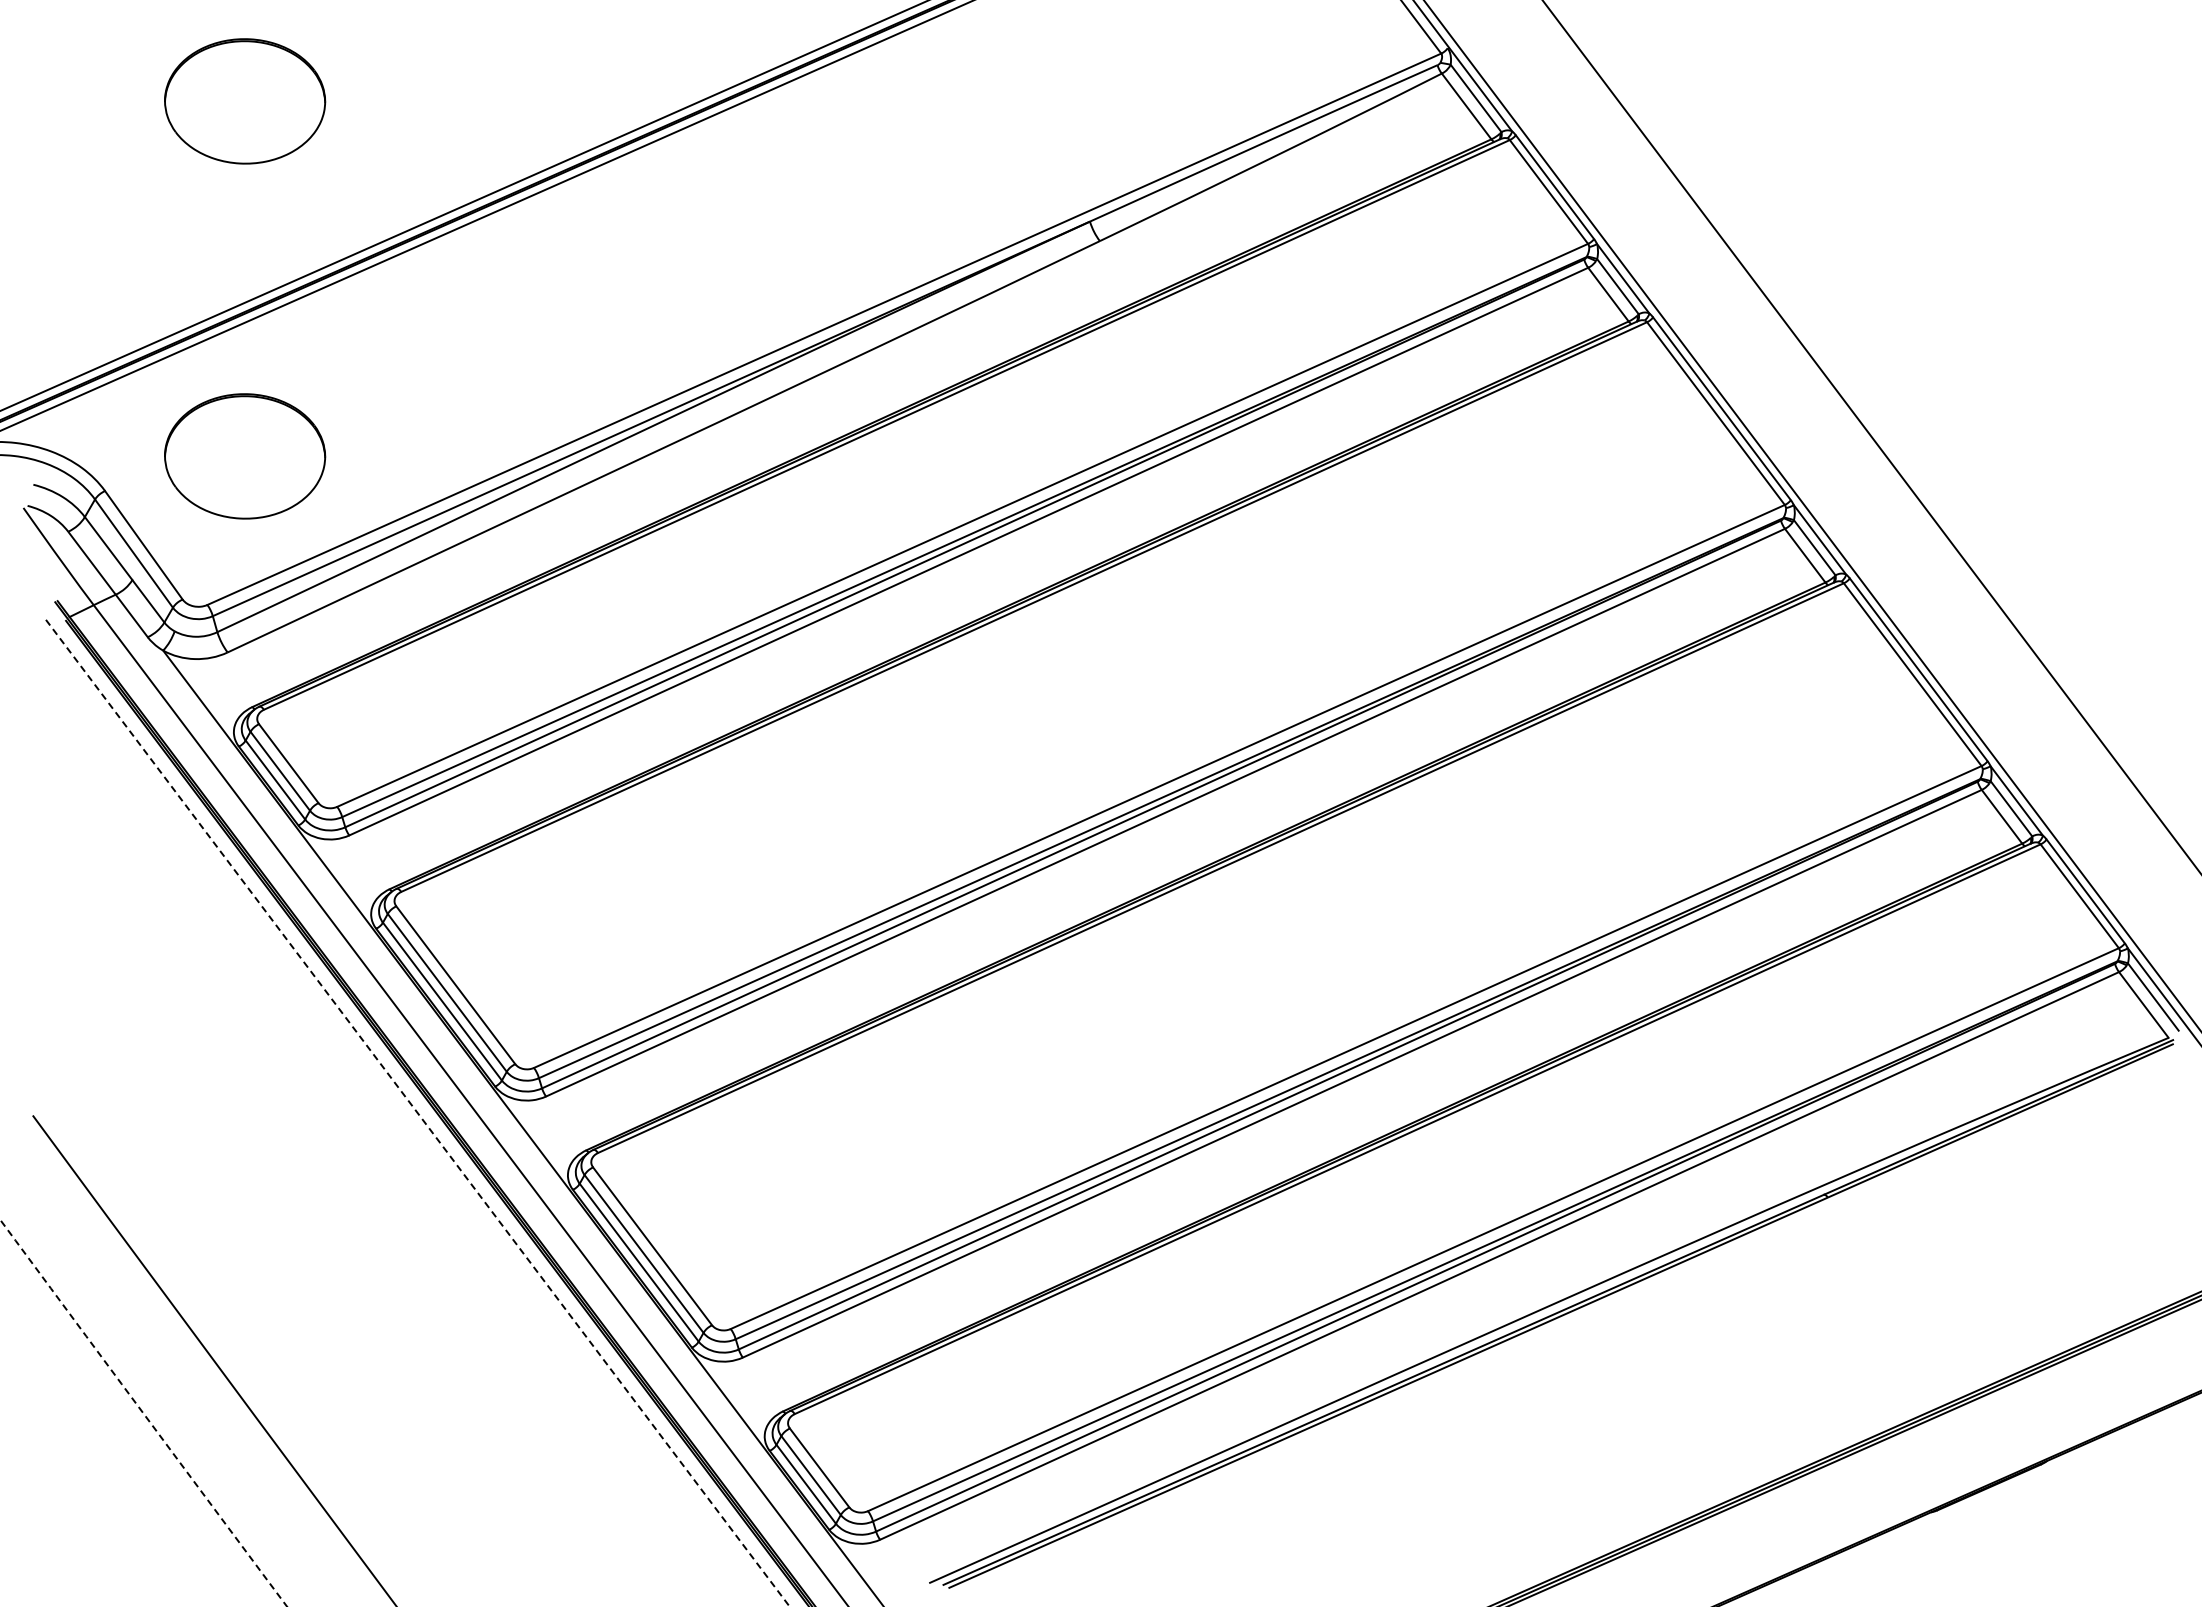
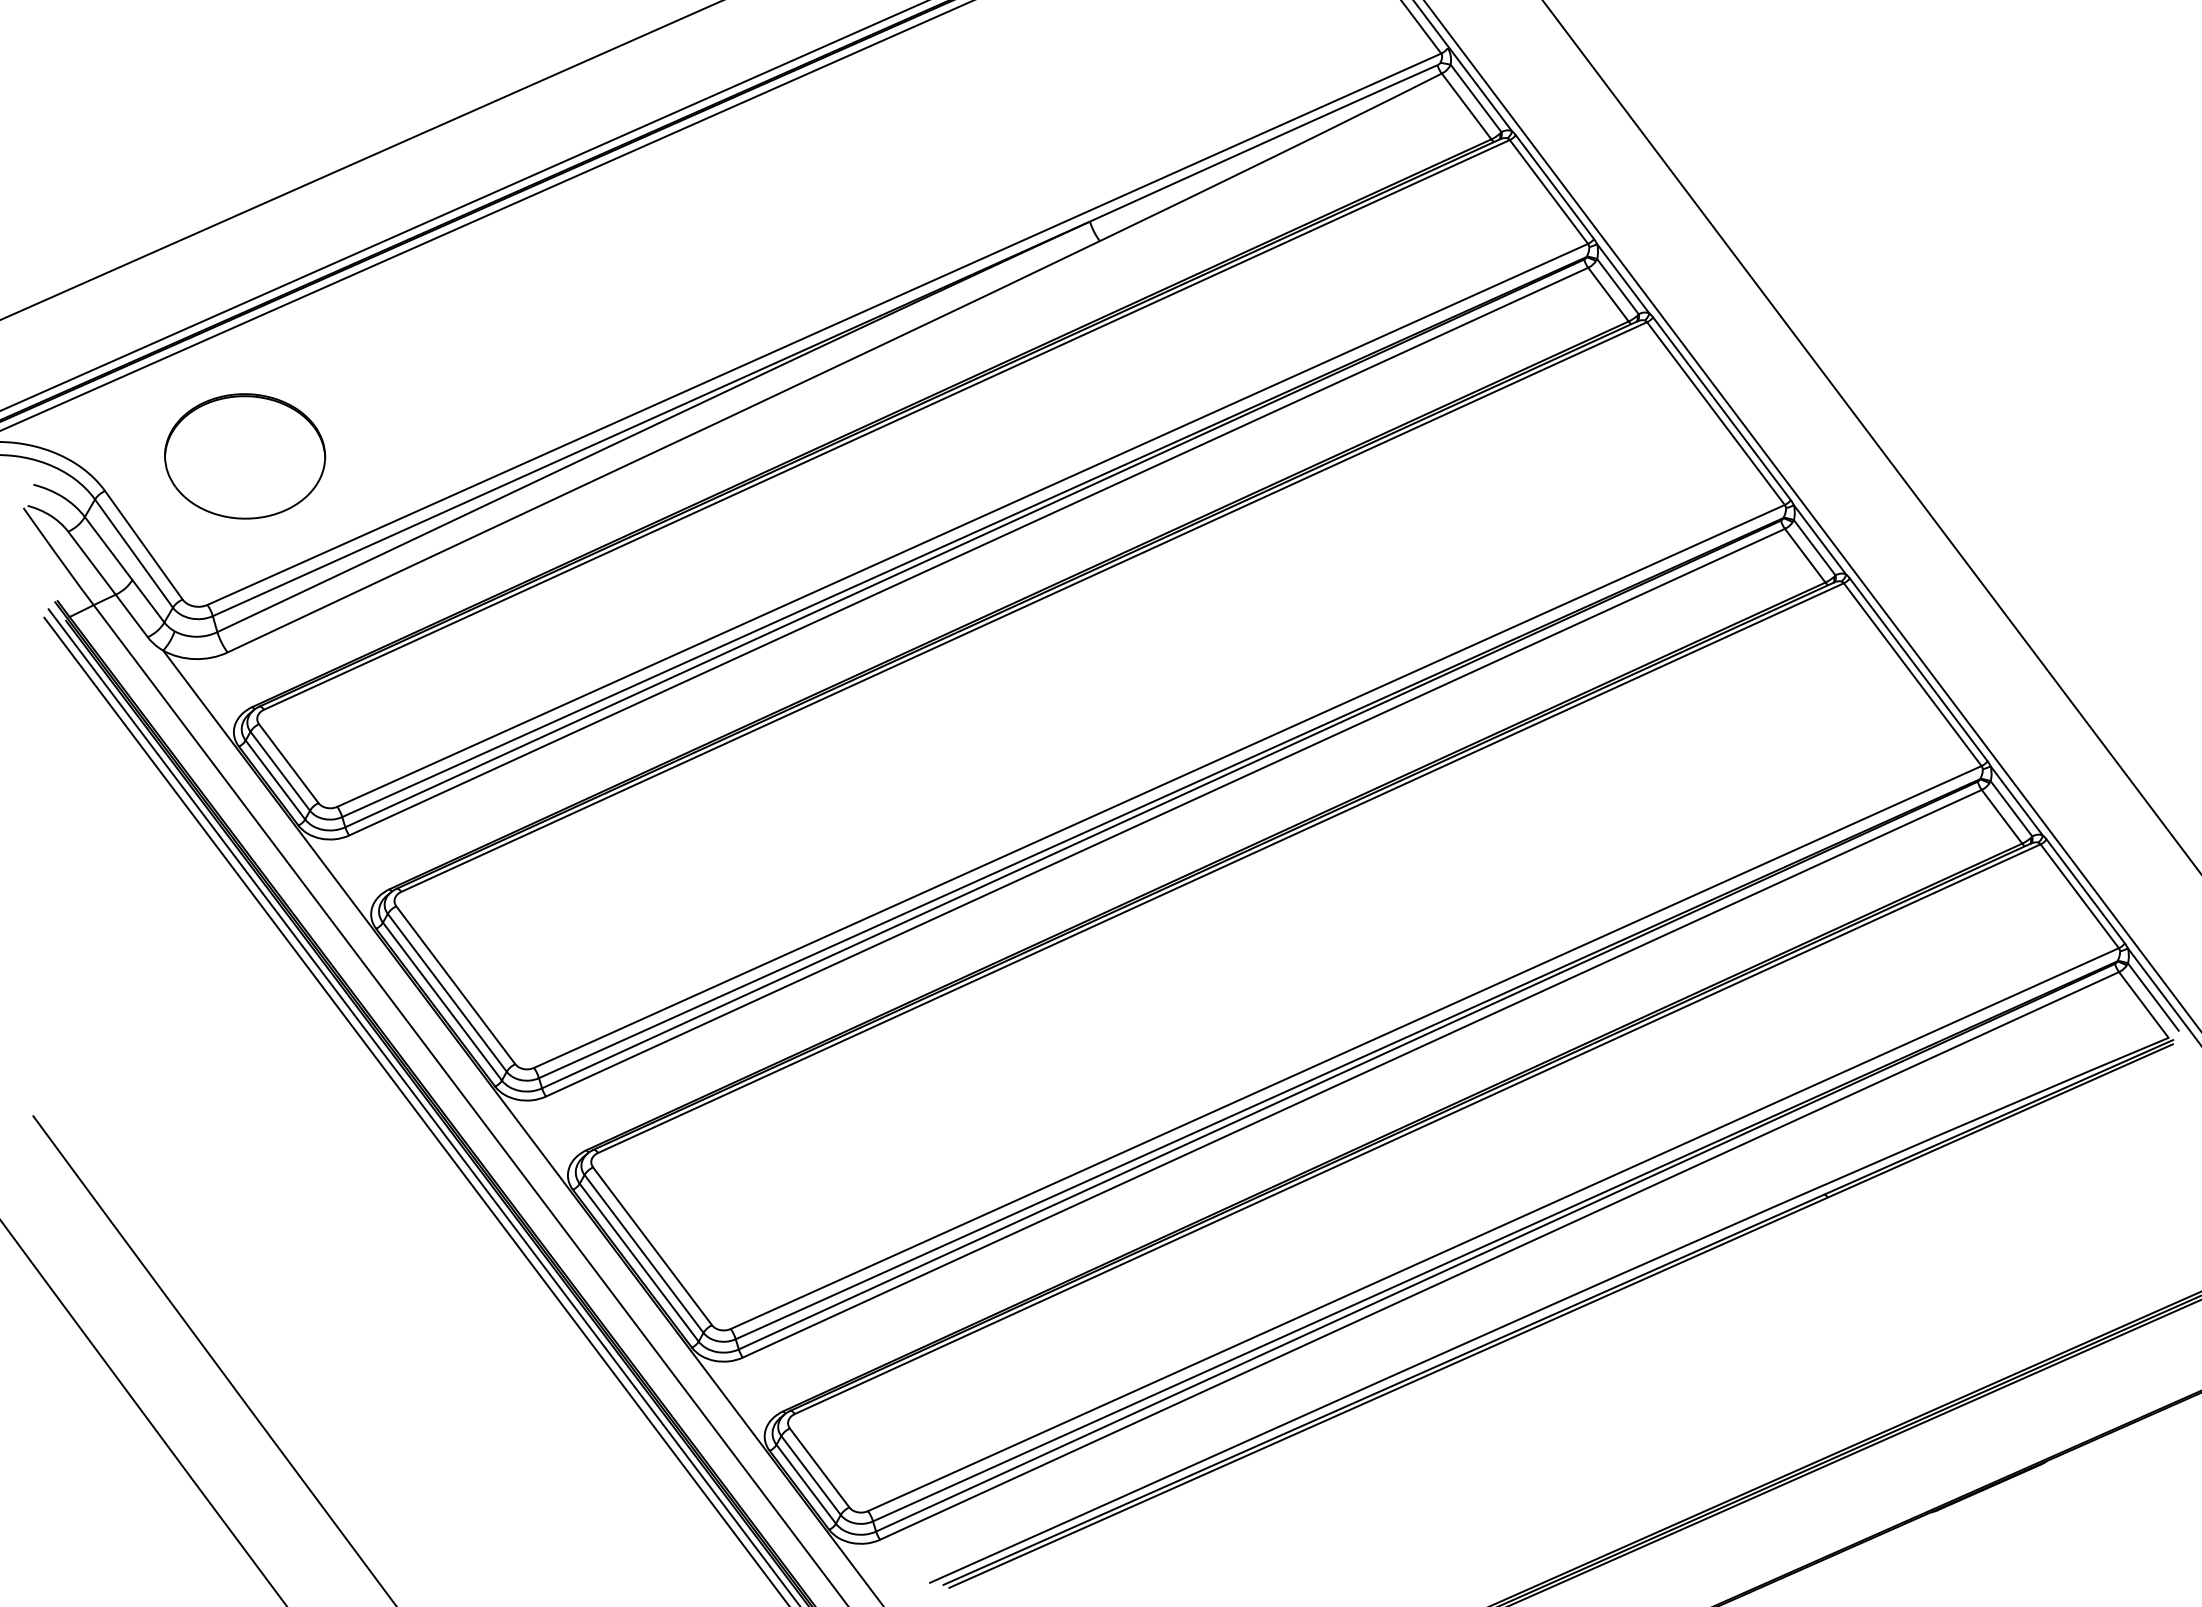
part: present -> none (245, 101)
line: none -> present (360, 160)
line: none -> present (423, 1106)
line: dashed -> solid (416, 1111)
arc: dashed -> solid (143, 1413)
